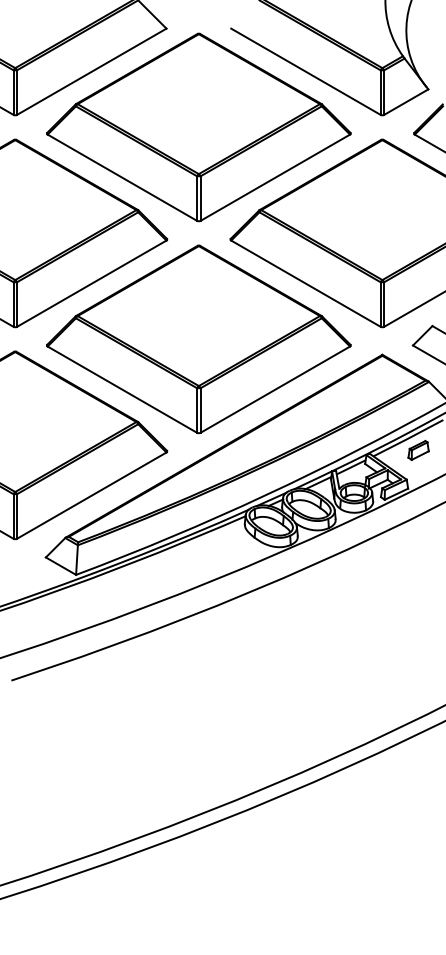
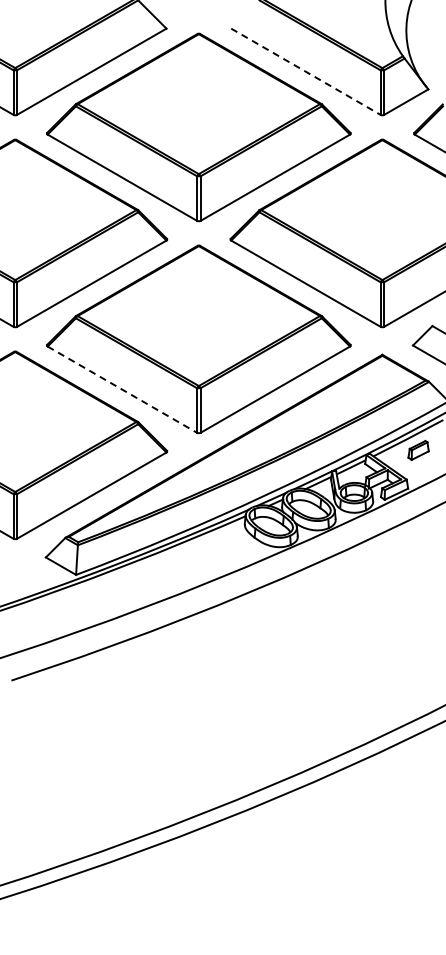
line: solid -> dashed (306, 72)
line: solid -> dashed (122, 389)
